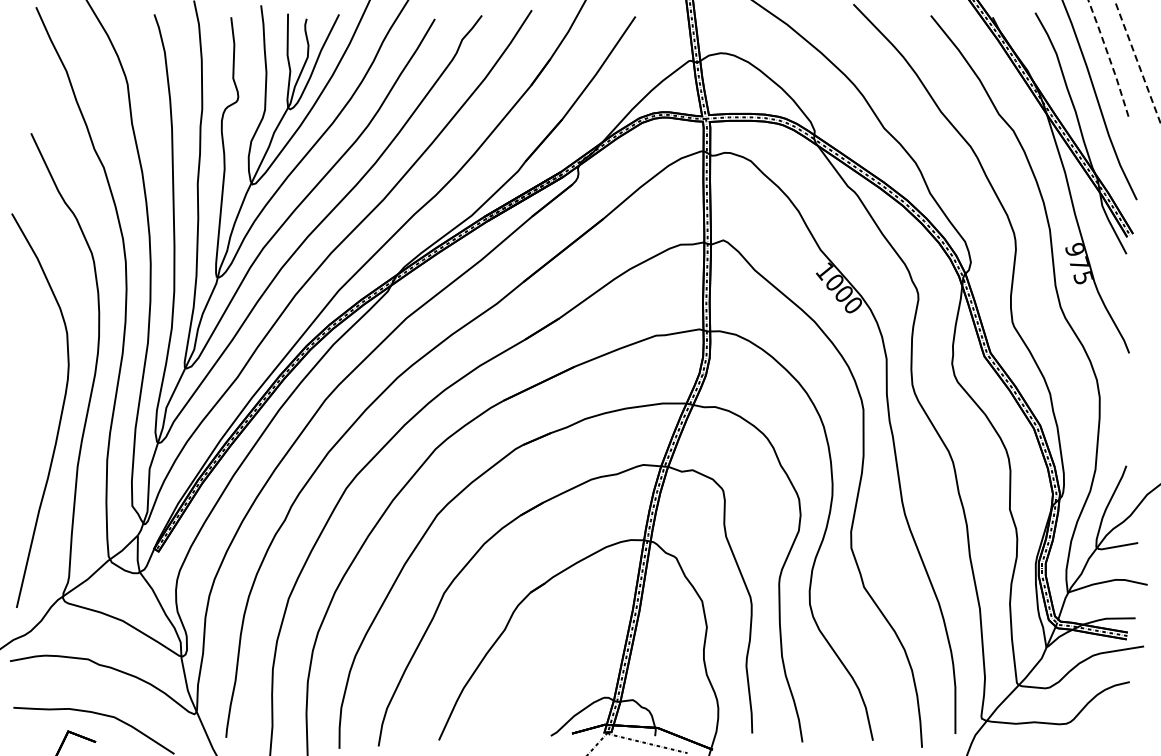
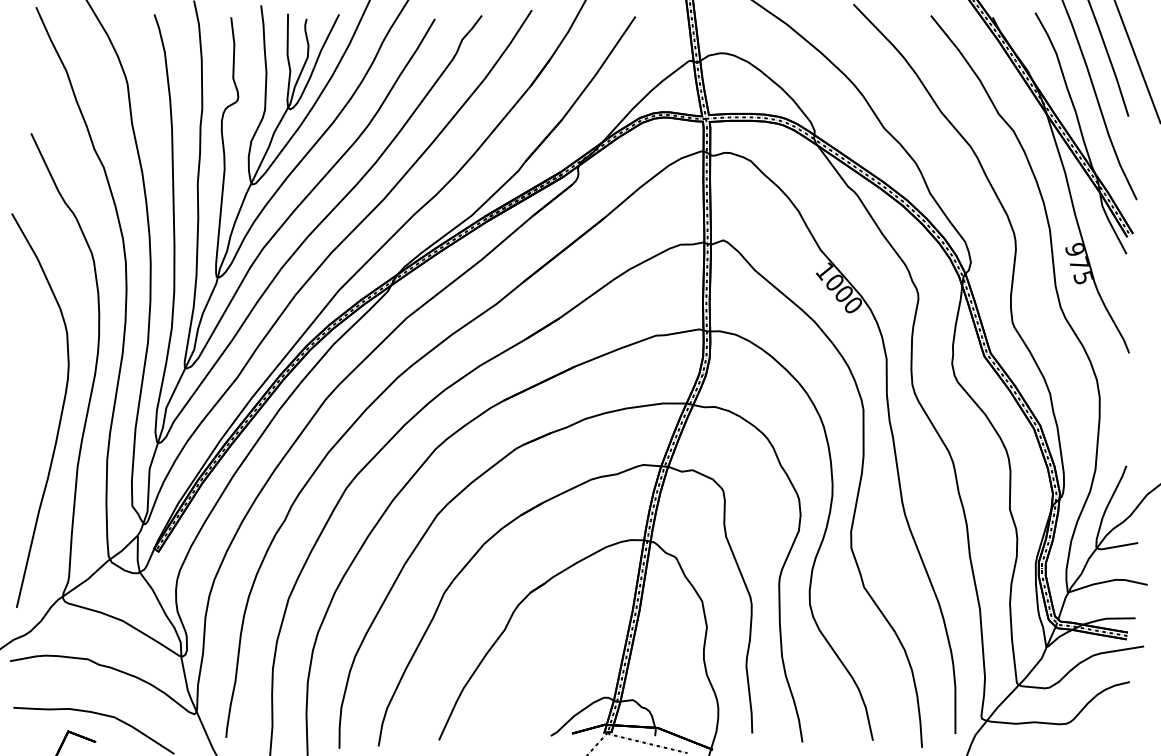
line: dashed -> solid (1109, 58)
line: dashed -> solid (1137, 62)
